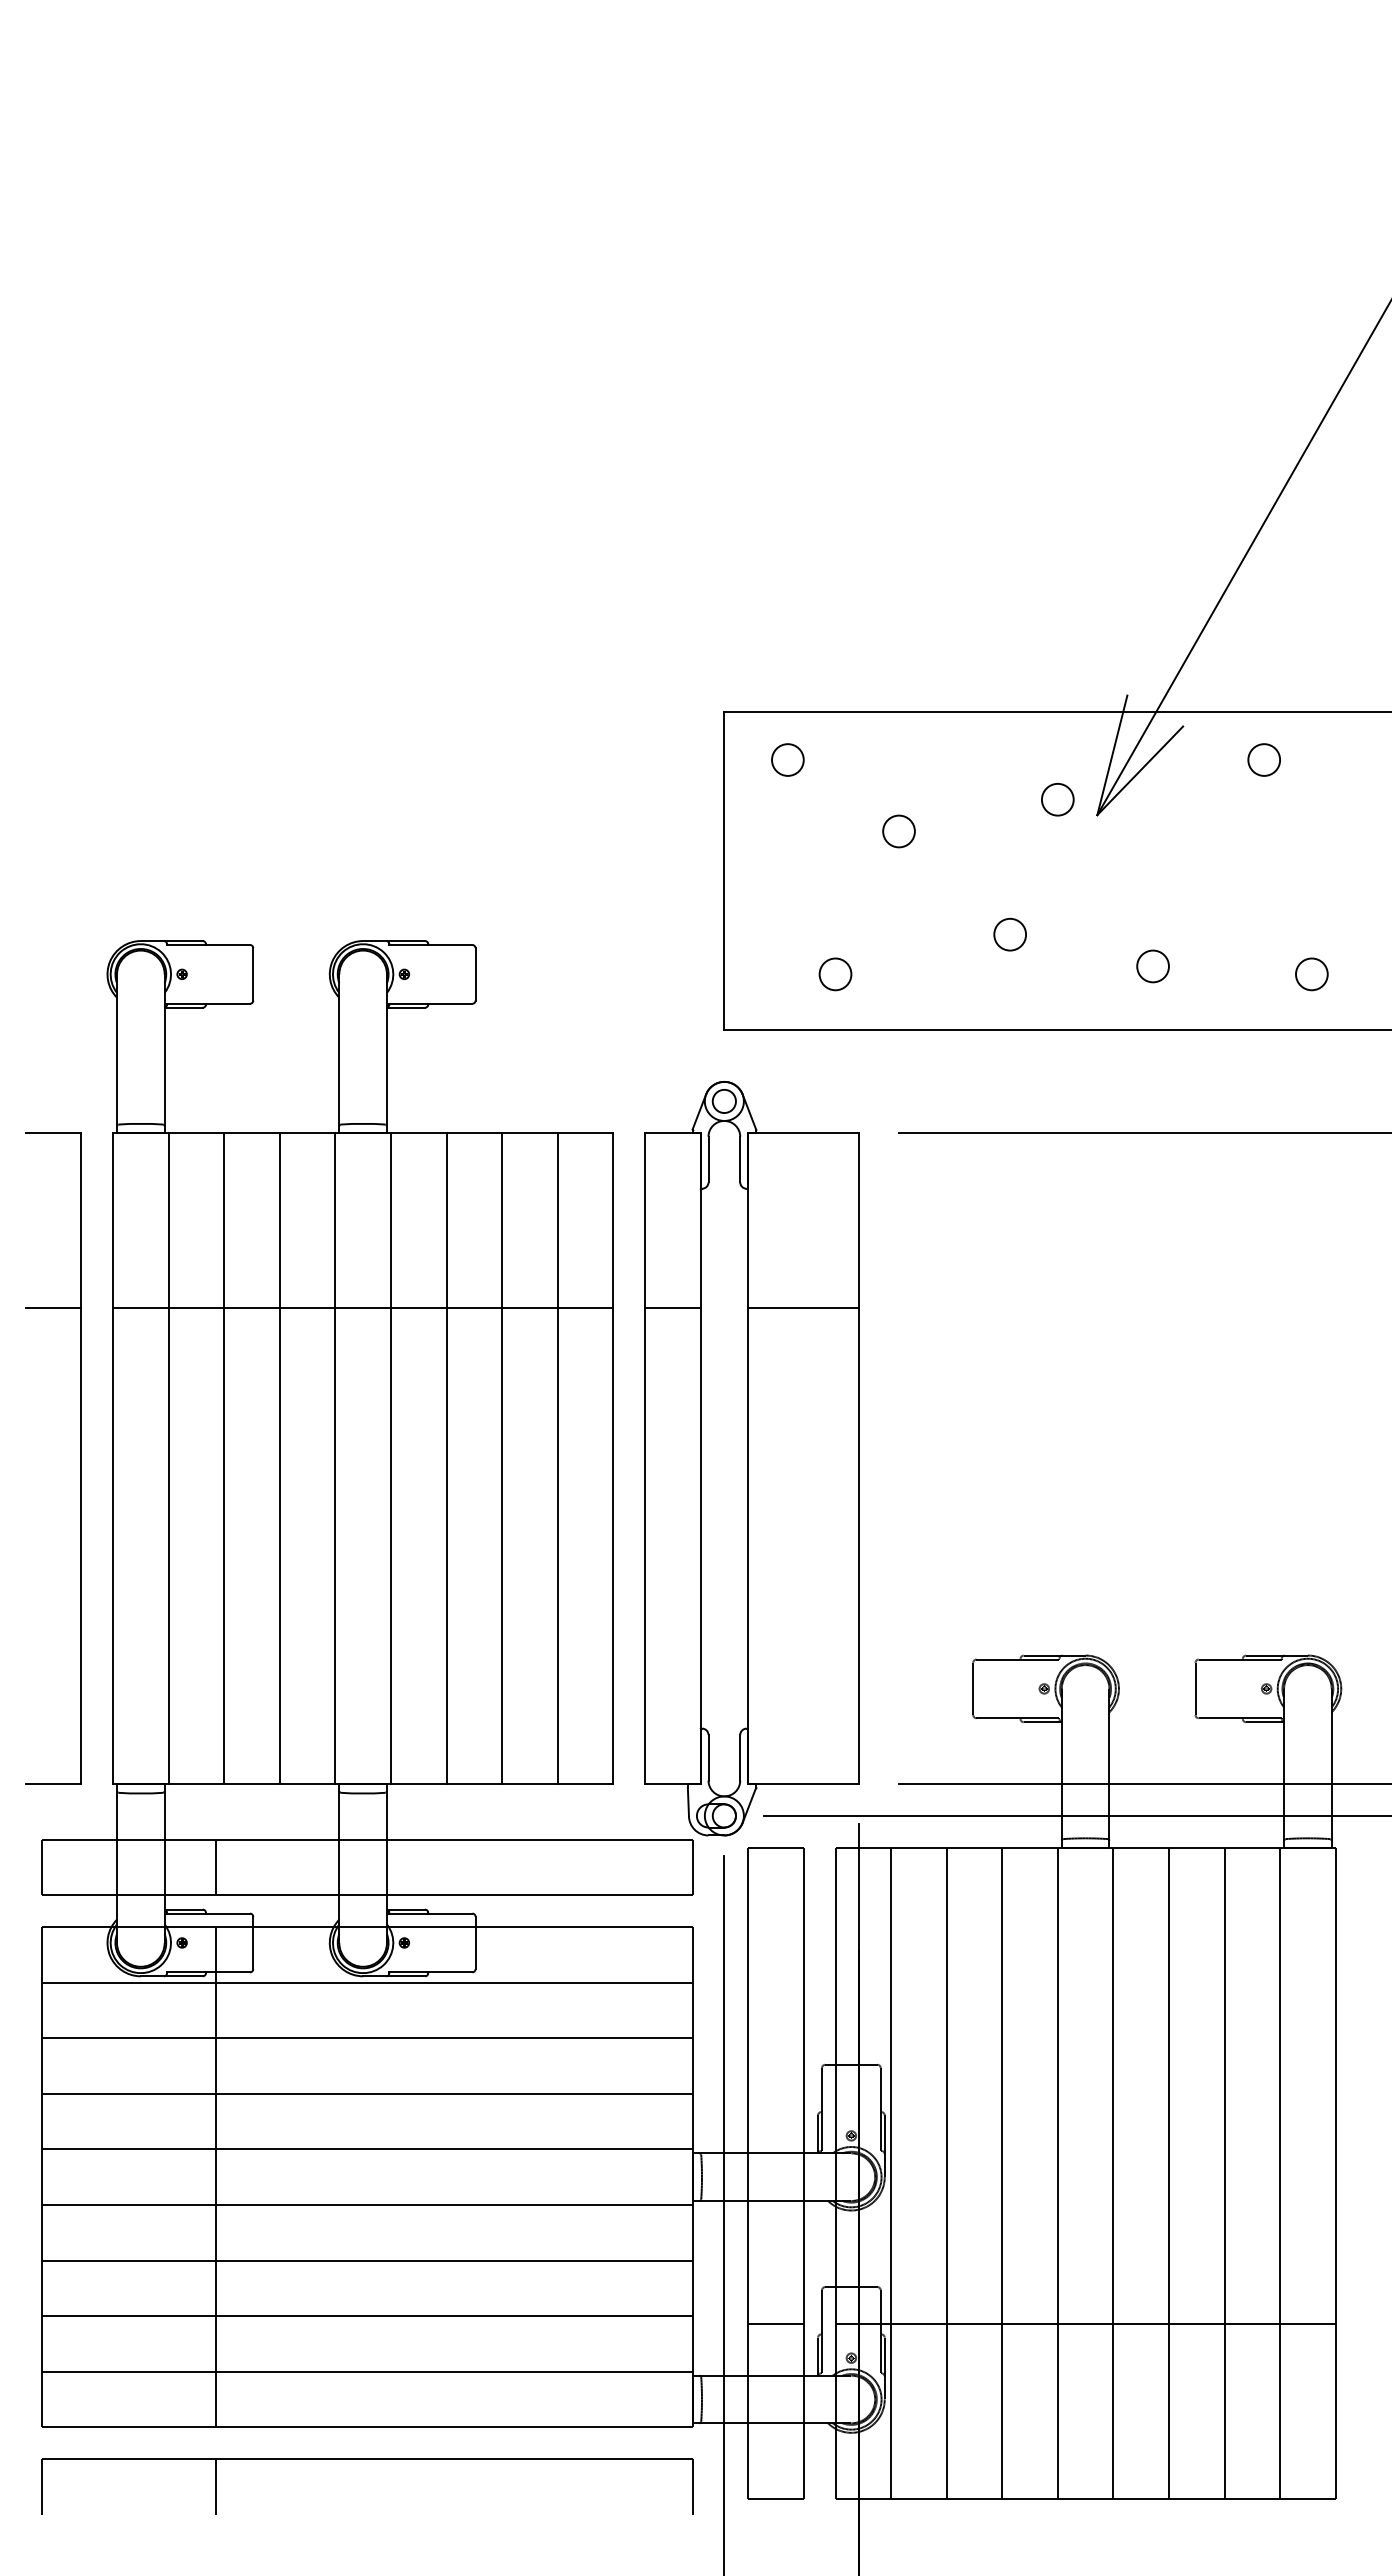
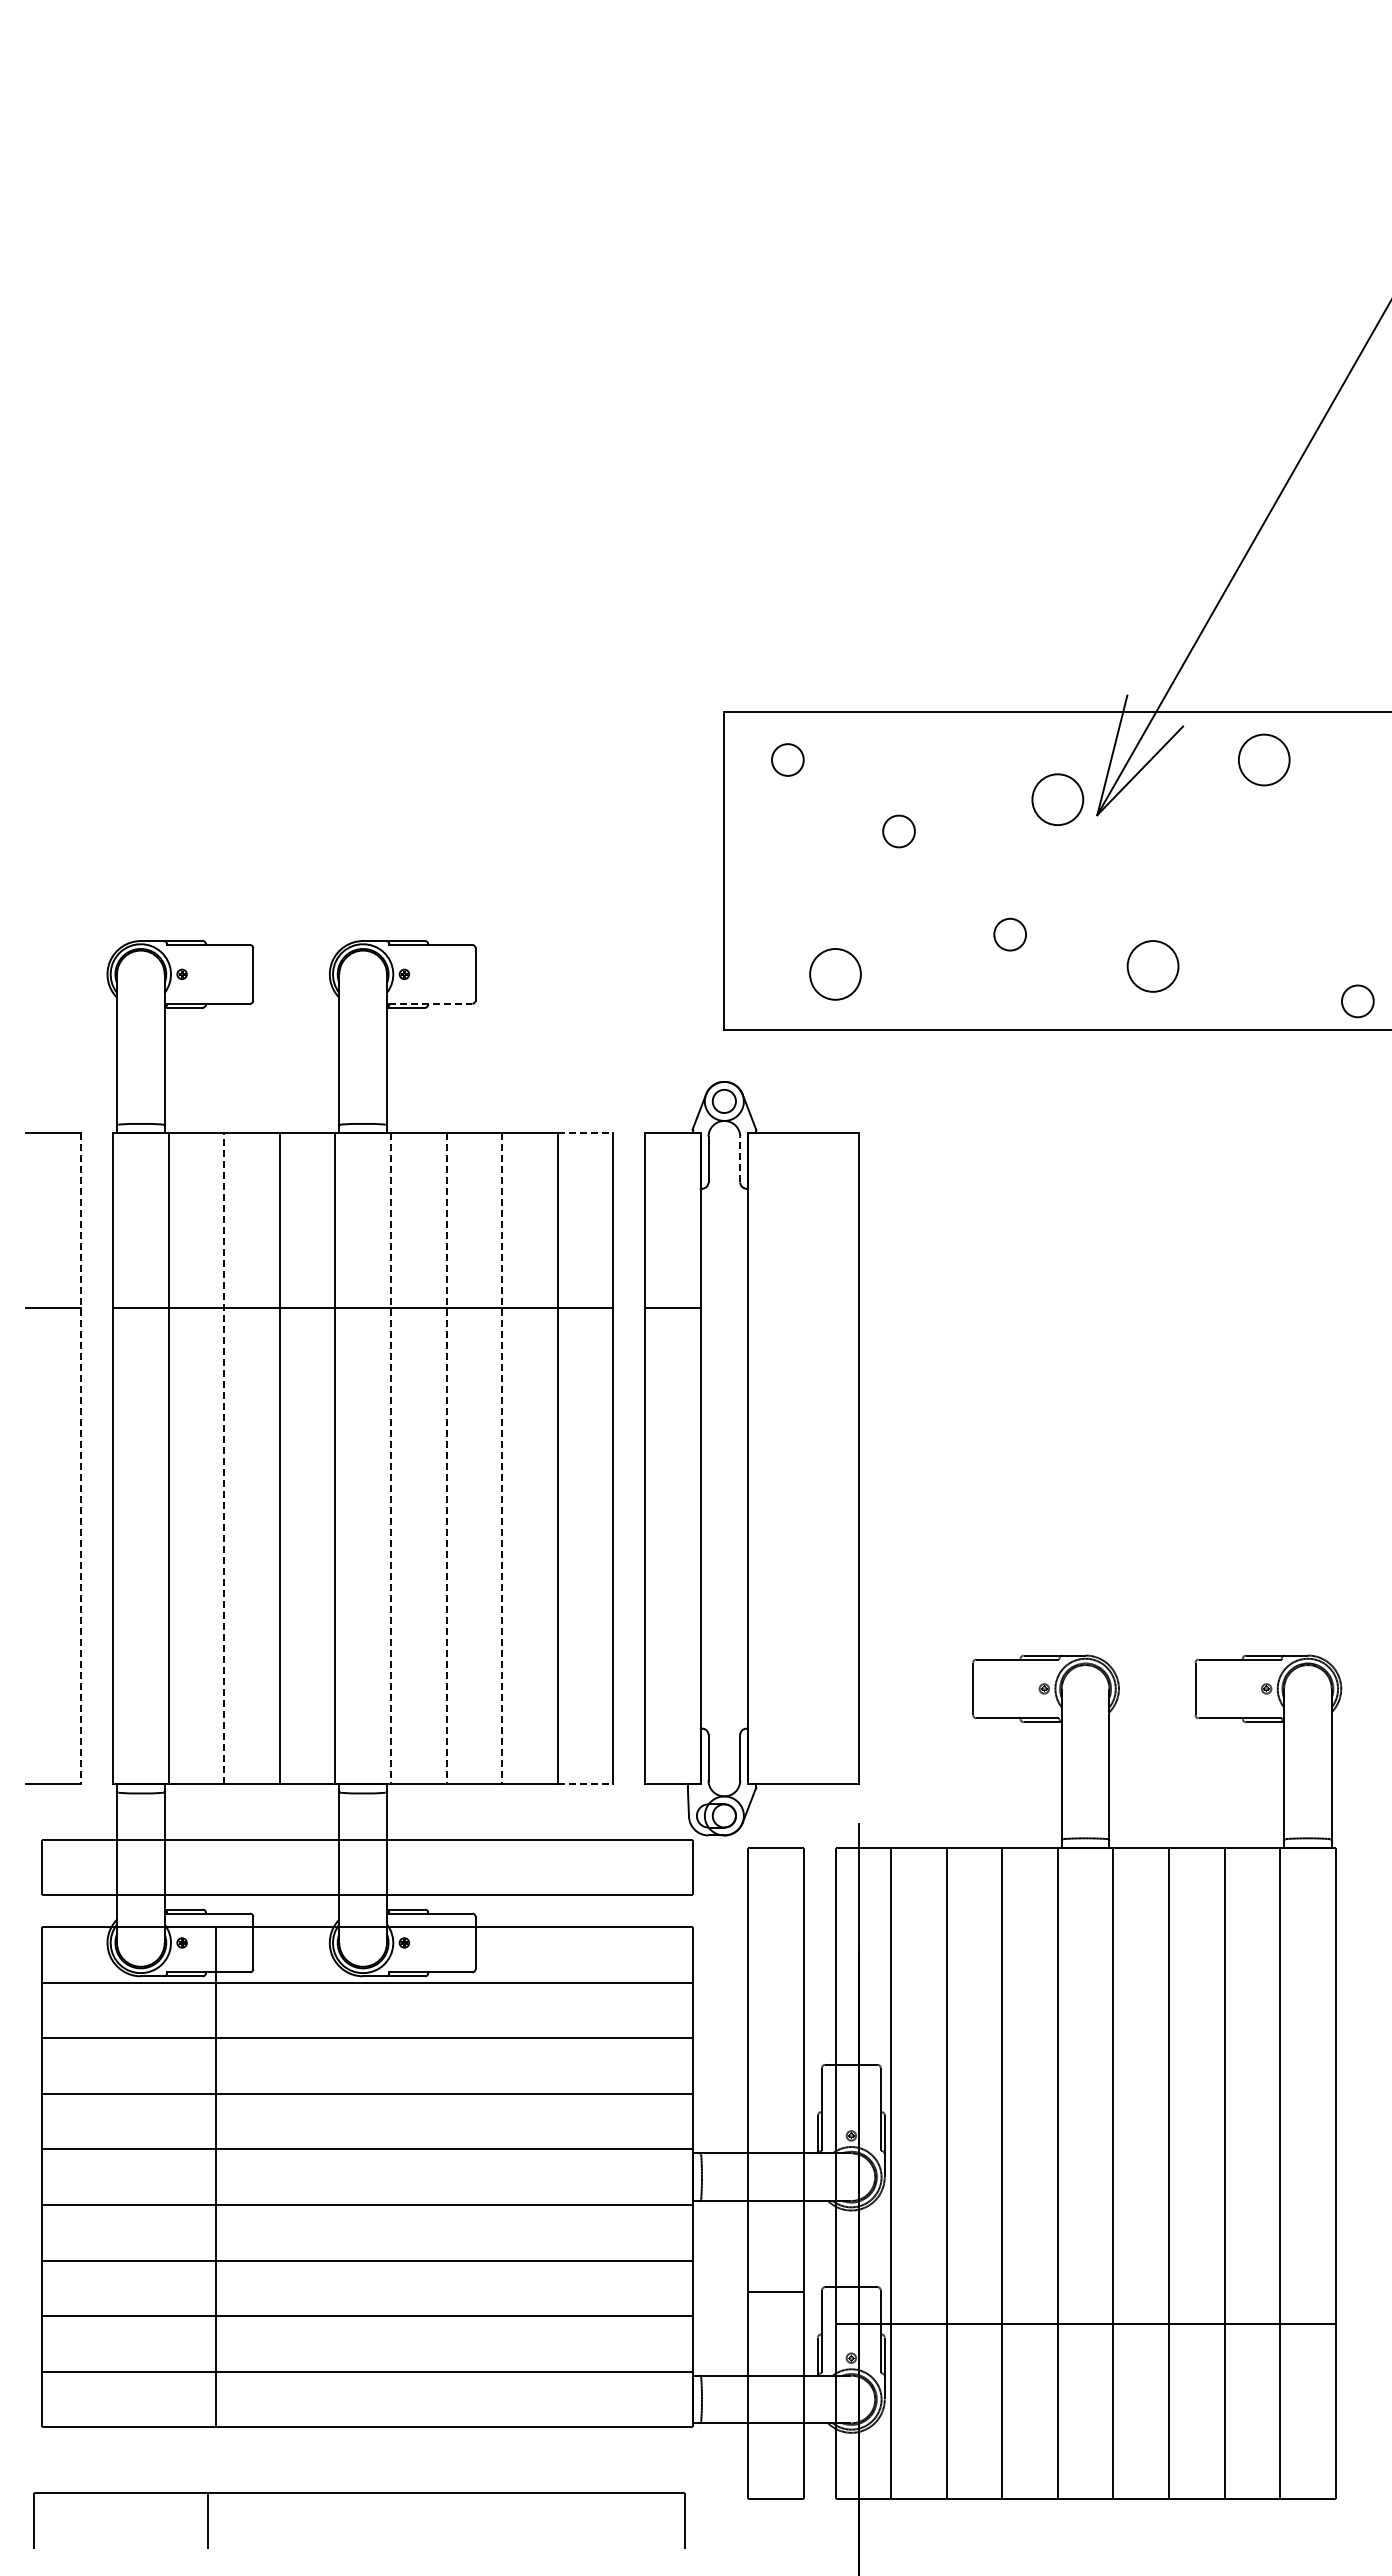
circle diameter: 32 px -> 51 px (1263, 759)
circle diameter: 32 px -> 51 px (1057, 799)
circle diameter: 32 px -> 51 px (1152, 966)
circle diameter: 32 px -> 51 px (835, 973)
circle position: (1311, 974) -> (1357, 1001) (1357, 1001)
line: solid -> dashed (430, 1003)
line: solid -> dashed (585, 1133)
line: present -> none (1143, 1133)
line: solid -> dashed (740, 1159)
line: present -> none (803, 1307)
line: solid -> dashed (81, 1458)
line: solid -> dashed (224, 1458)
line: solid -> dashed (390, 1458)
line: solid -> dashed (446, 1458)
line: solid -> dashed (502, 1458)
line: solid -> dashed (585, 1784)
line: present -> none (1143, 1784)
line: present -> none (1076, 1815)
line: present -> none (216, 1867)
line: present -> none (724, 2213)
line position: (775, 2324) -> (775, 2292) (775, 2292)
part position: (367, 2459) -> (359, 2493) (359, 2493)
